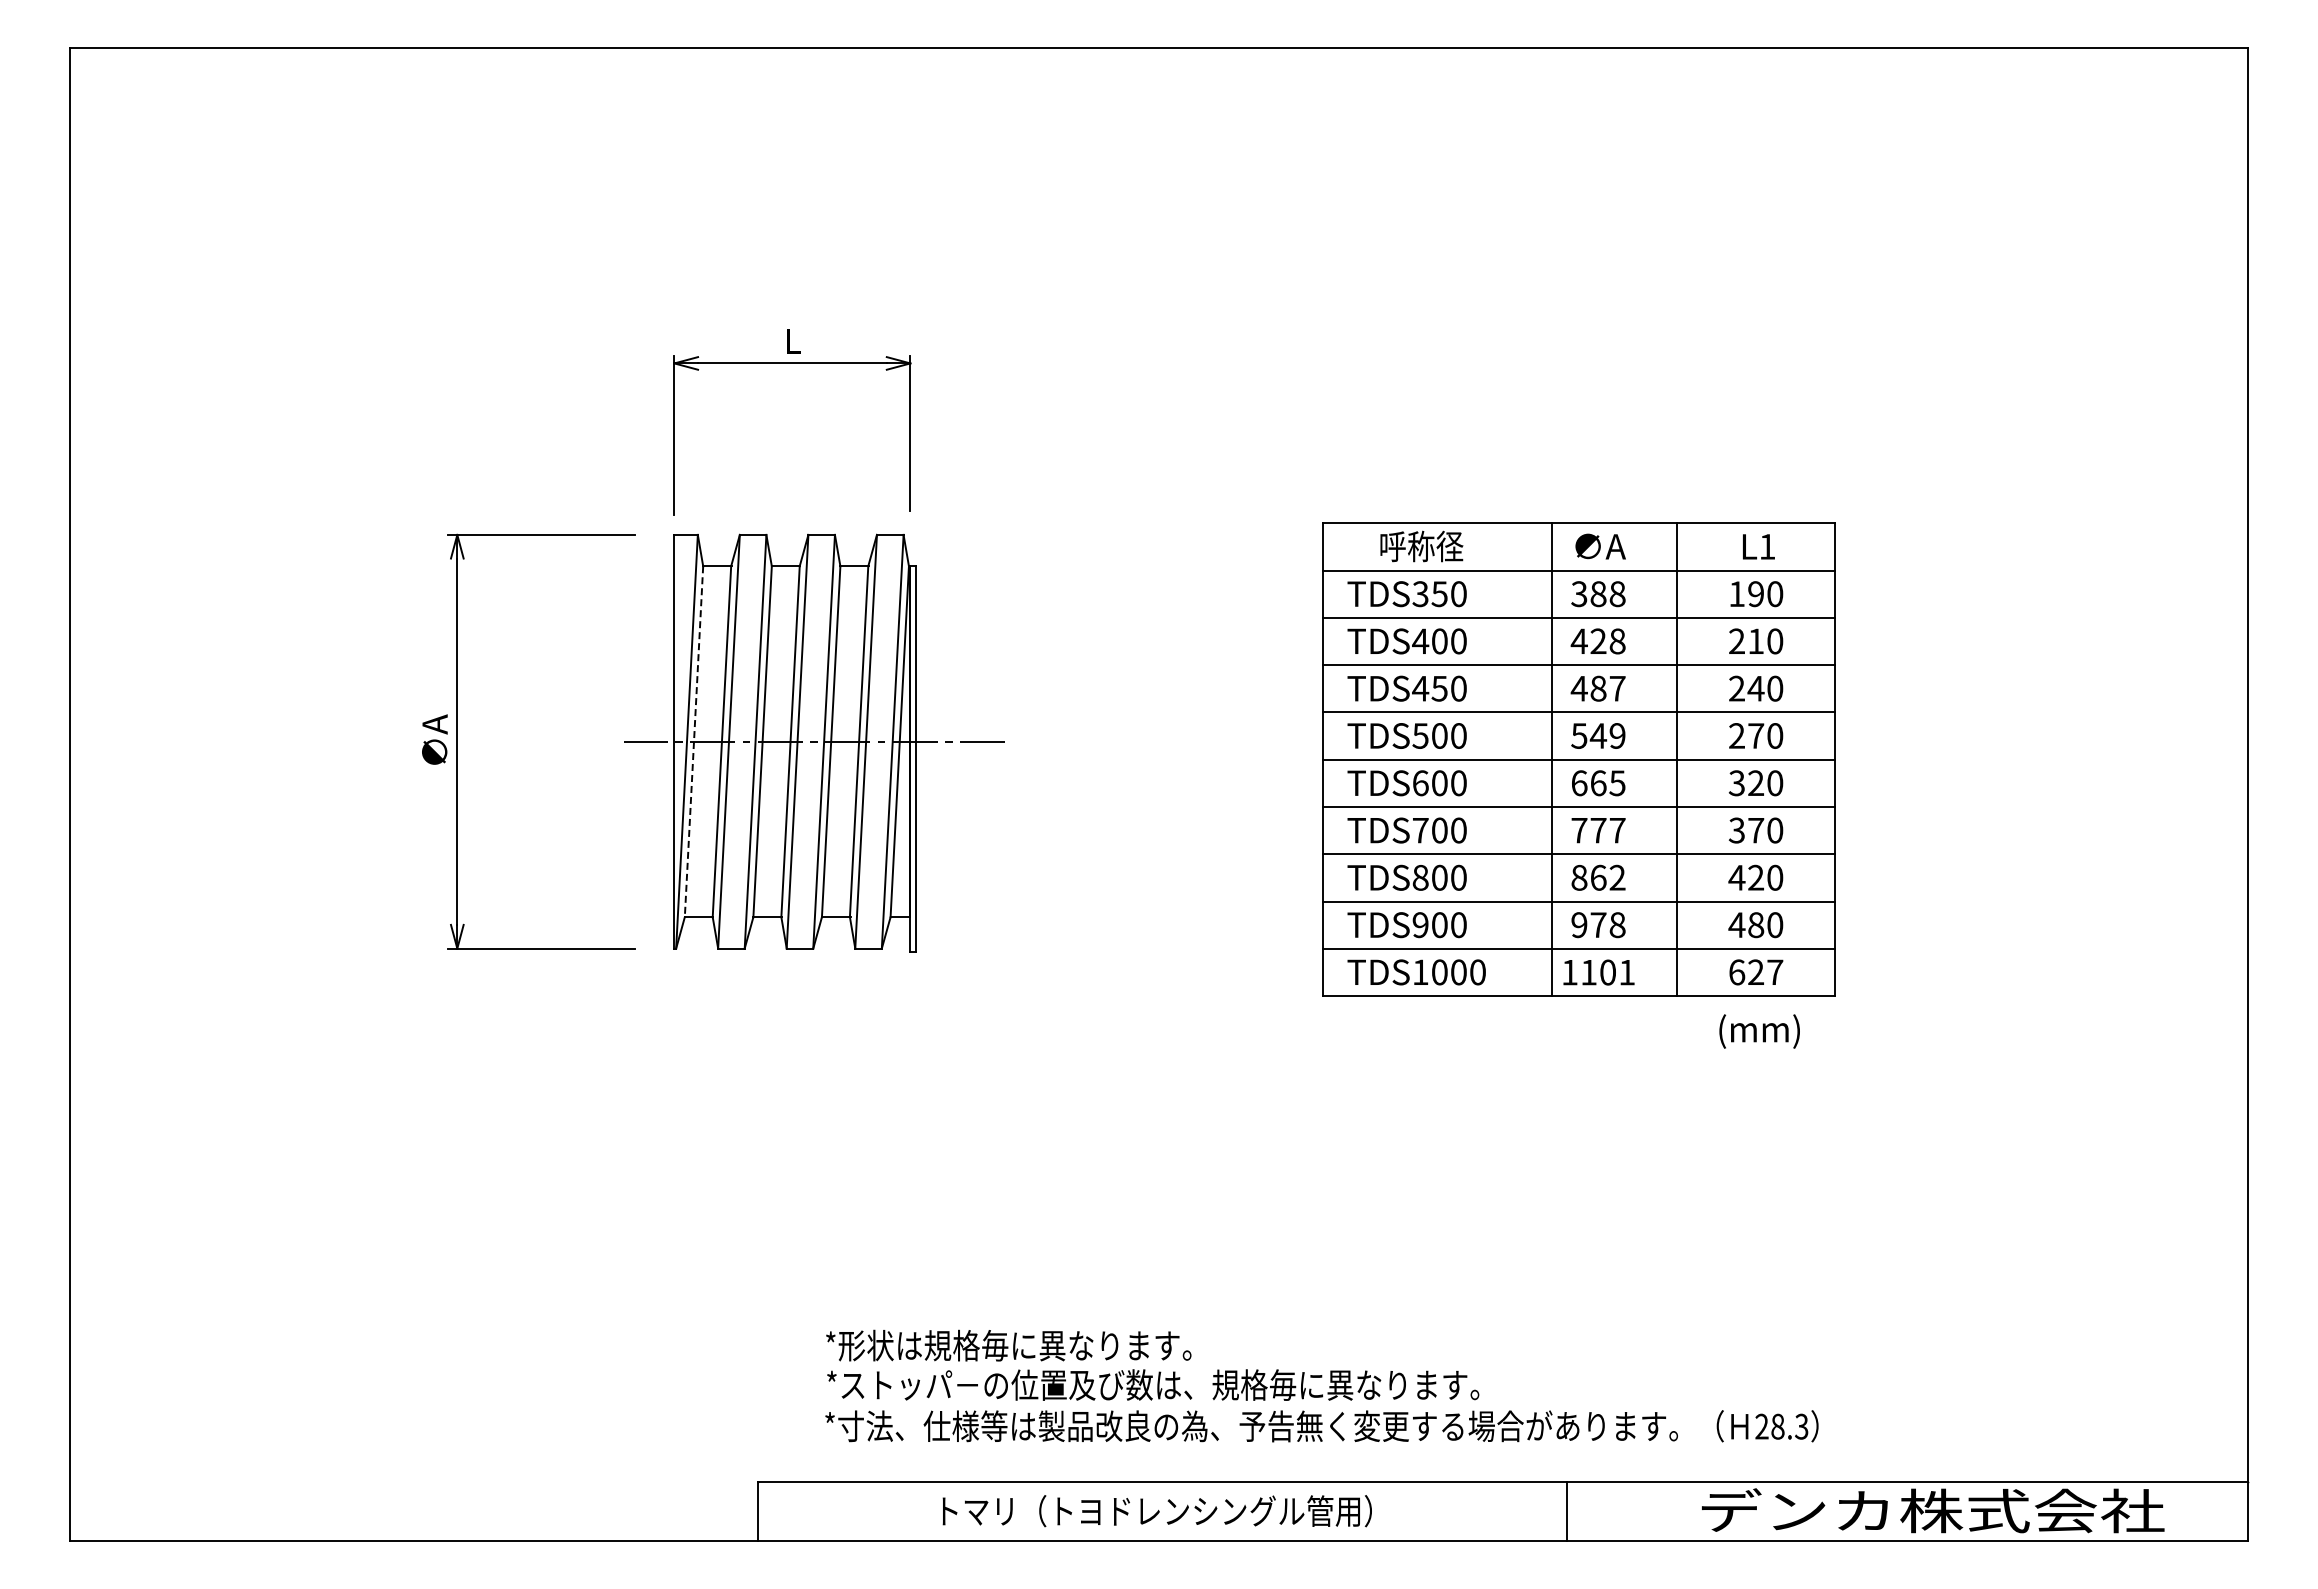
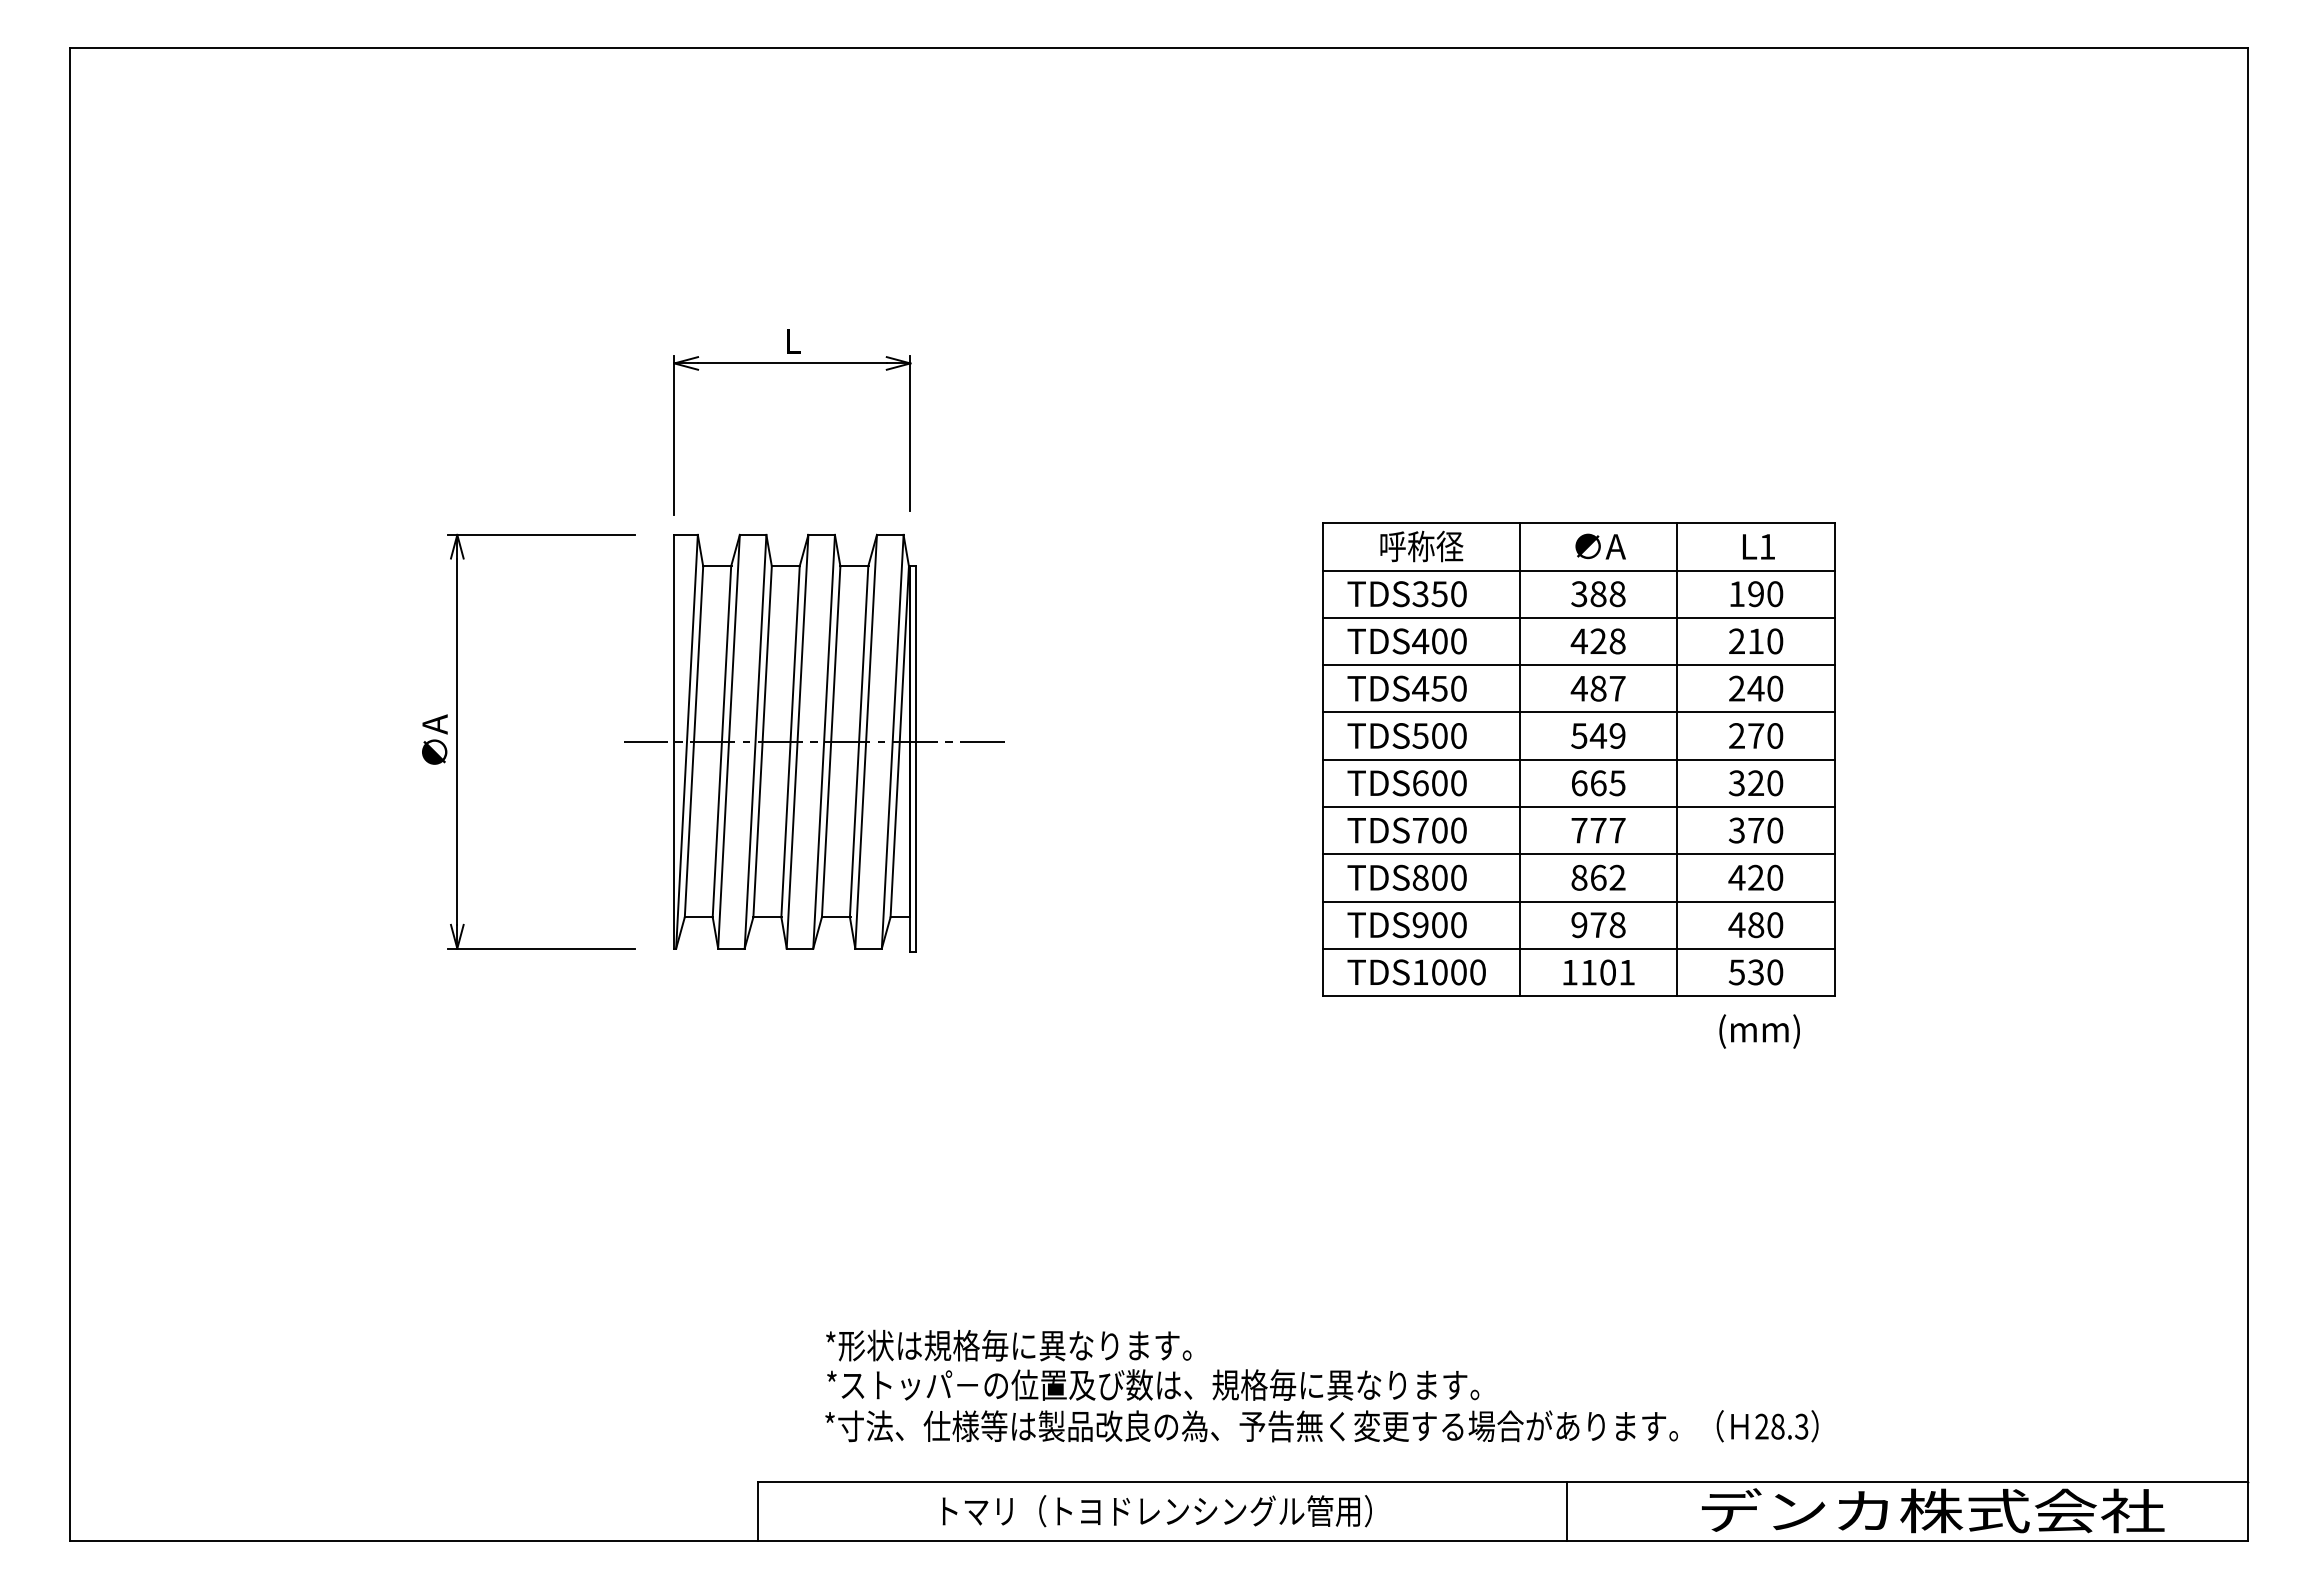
line: dashed -> solid (694, 741)
line position: (1551, 759) -> (1519, 759) (1519, 759)
text: 627 -> 530 (1755, 972)
